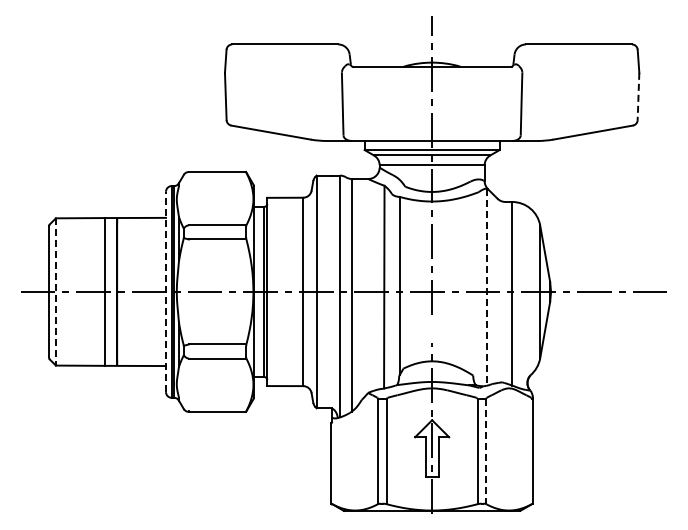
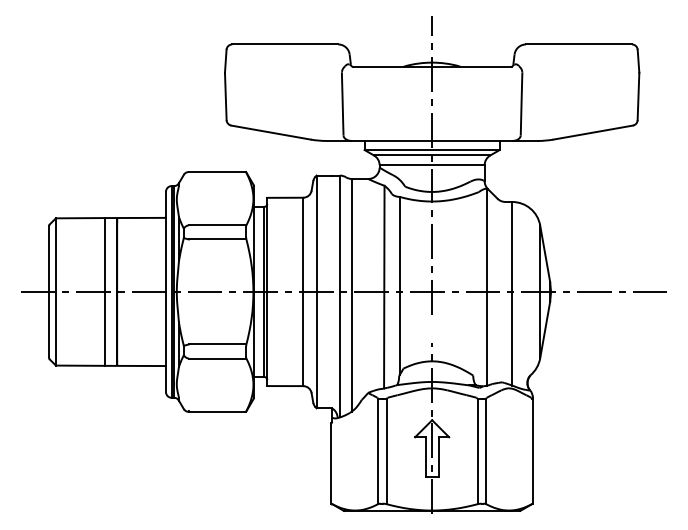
line: dashed -> solid (638, 96)
line: dashed -> solid (486, 287)
line: dashed -> solid (55, 291)
line: dashed -> solid (166, 291)
line: dashed -> solid (486, 451)
